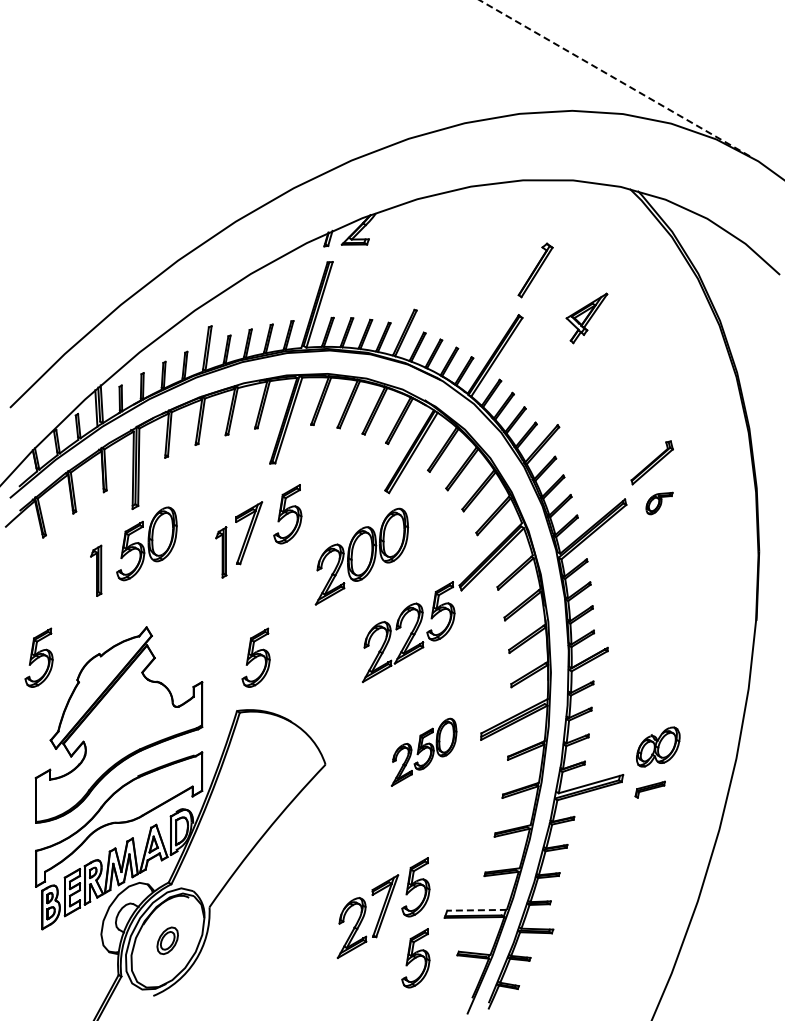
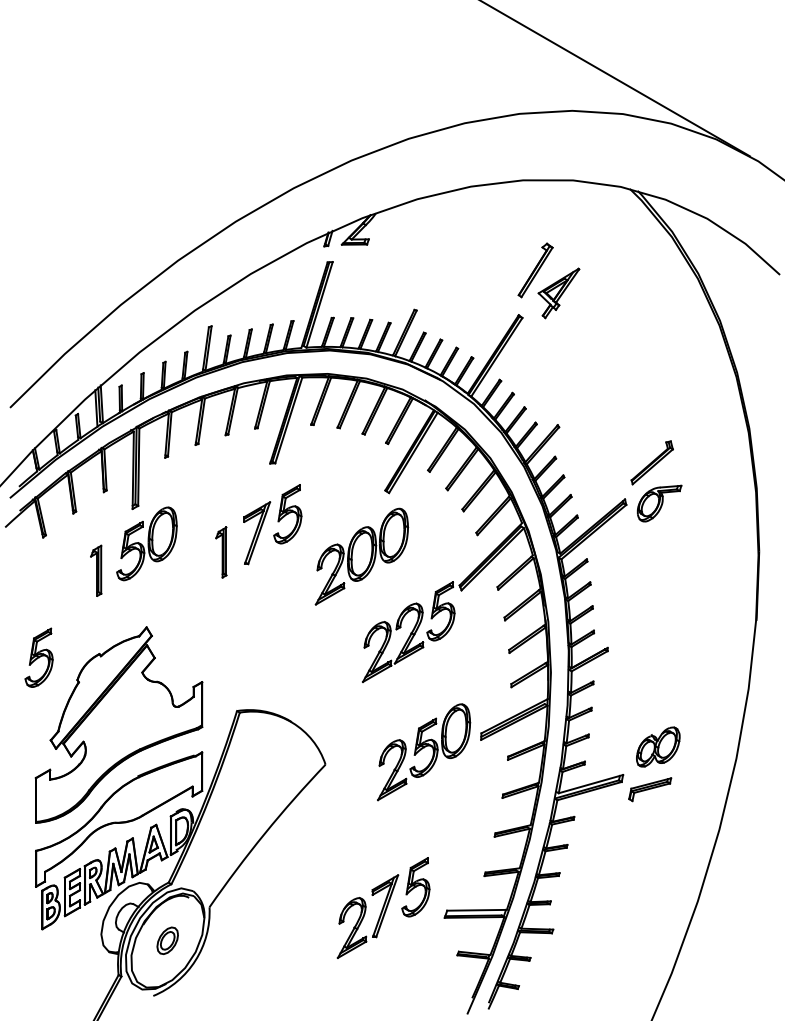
line: dashed -> solid (614, 77)
part position: (586, 318) -> (558, 293) (558, 293)
part size: 29x25 px -> 47x39 px (659, 503)
part position: (249, 533) -> (257, 533) (257, 533)
part: present -> none (255, 657)
part size: 68x70 px -> 95x99 px (424, 752)
part size: 32x19 px -> 45x26 px (650, 789)
line: dashed -> solid (477, 910)
part: present -> none (415, 958)
